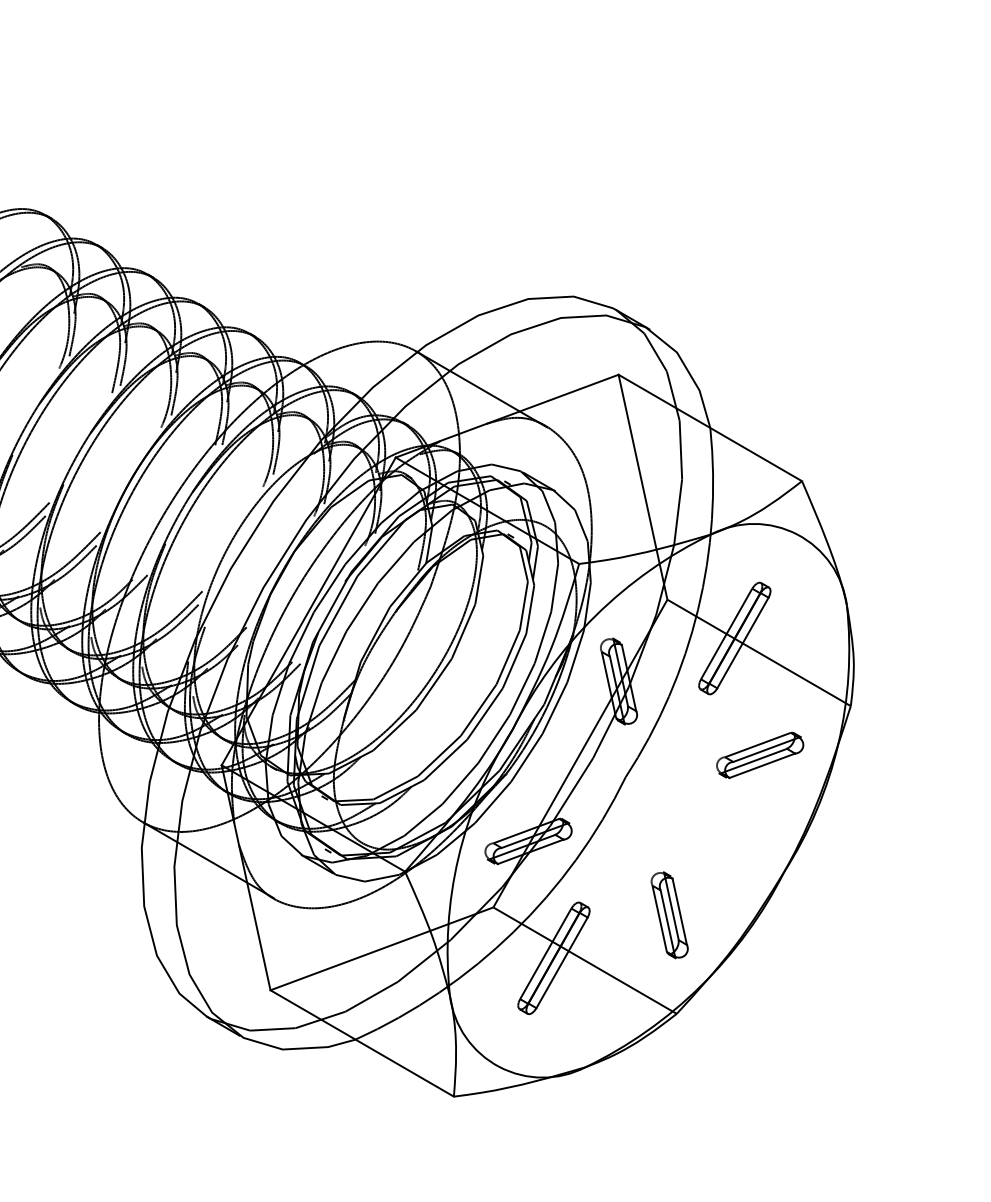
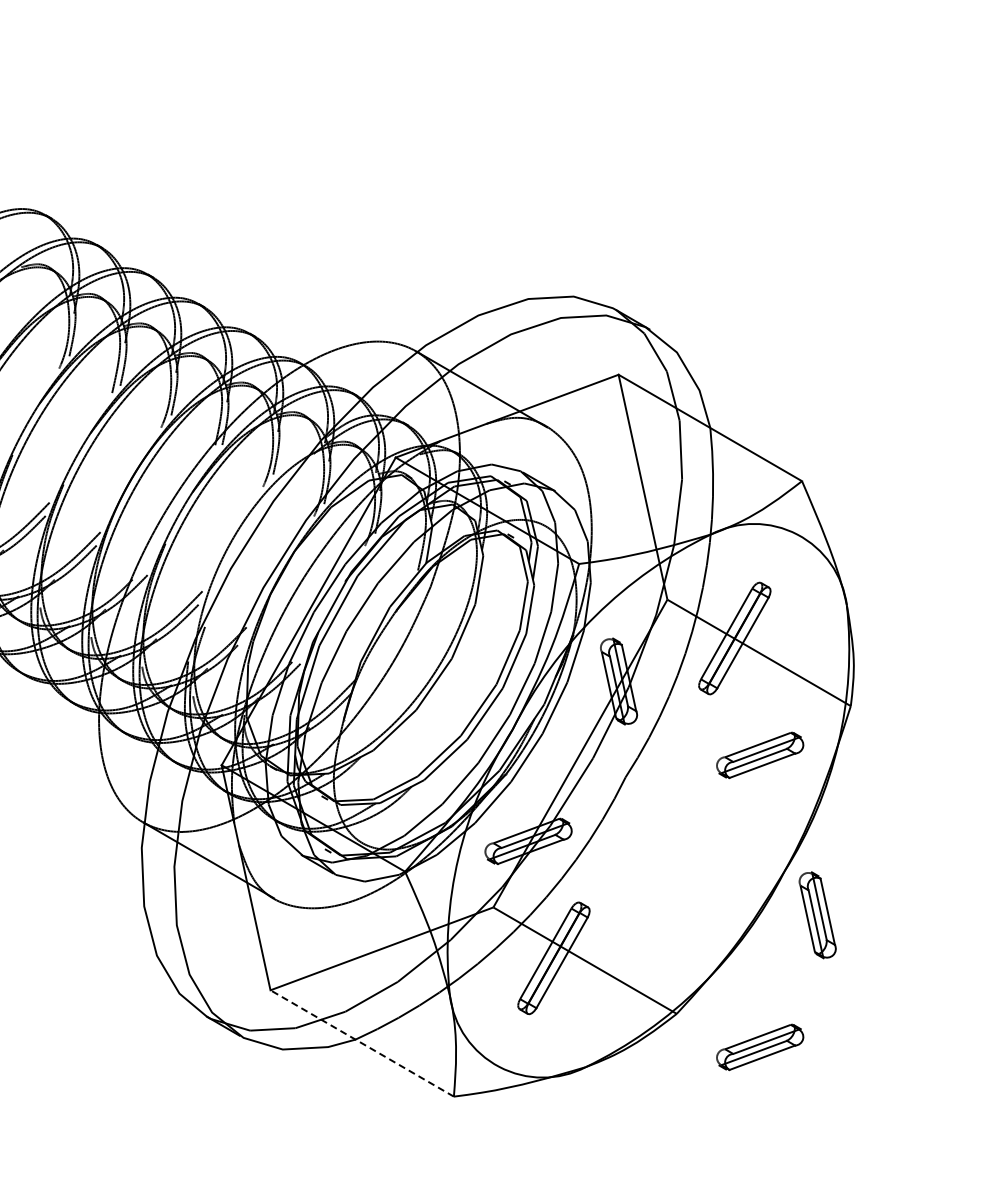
part position: (669, 915) -> (817, 915) (817, 915)
line: solid -> dashed (362, 1043)
part: none -> present (760, 1047)
